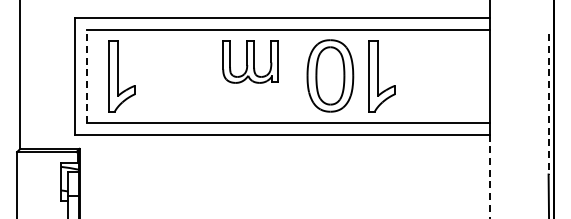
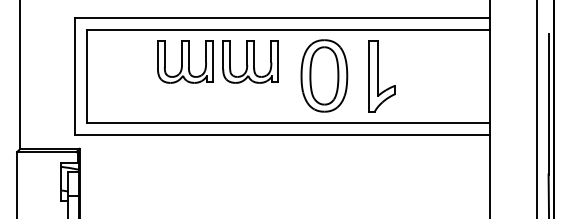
part: none -> present (185, 61)
part position: (330, 75) -> (324, 75) (324, 75)
line: dashed -> solid (86, 76)
part: present -> none (121, 76)
line: dashed -> solid (548, 104)
line: none -> present (536, 108)
line: dashed -> solid (490, 176)
